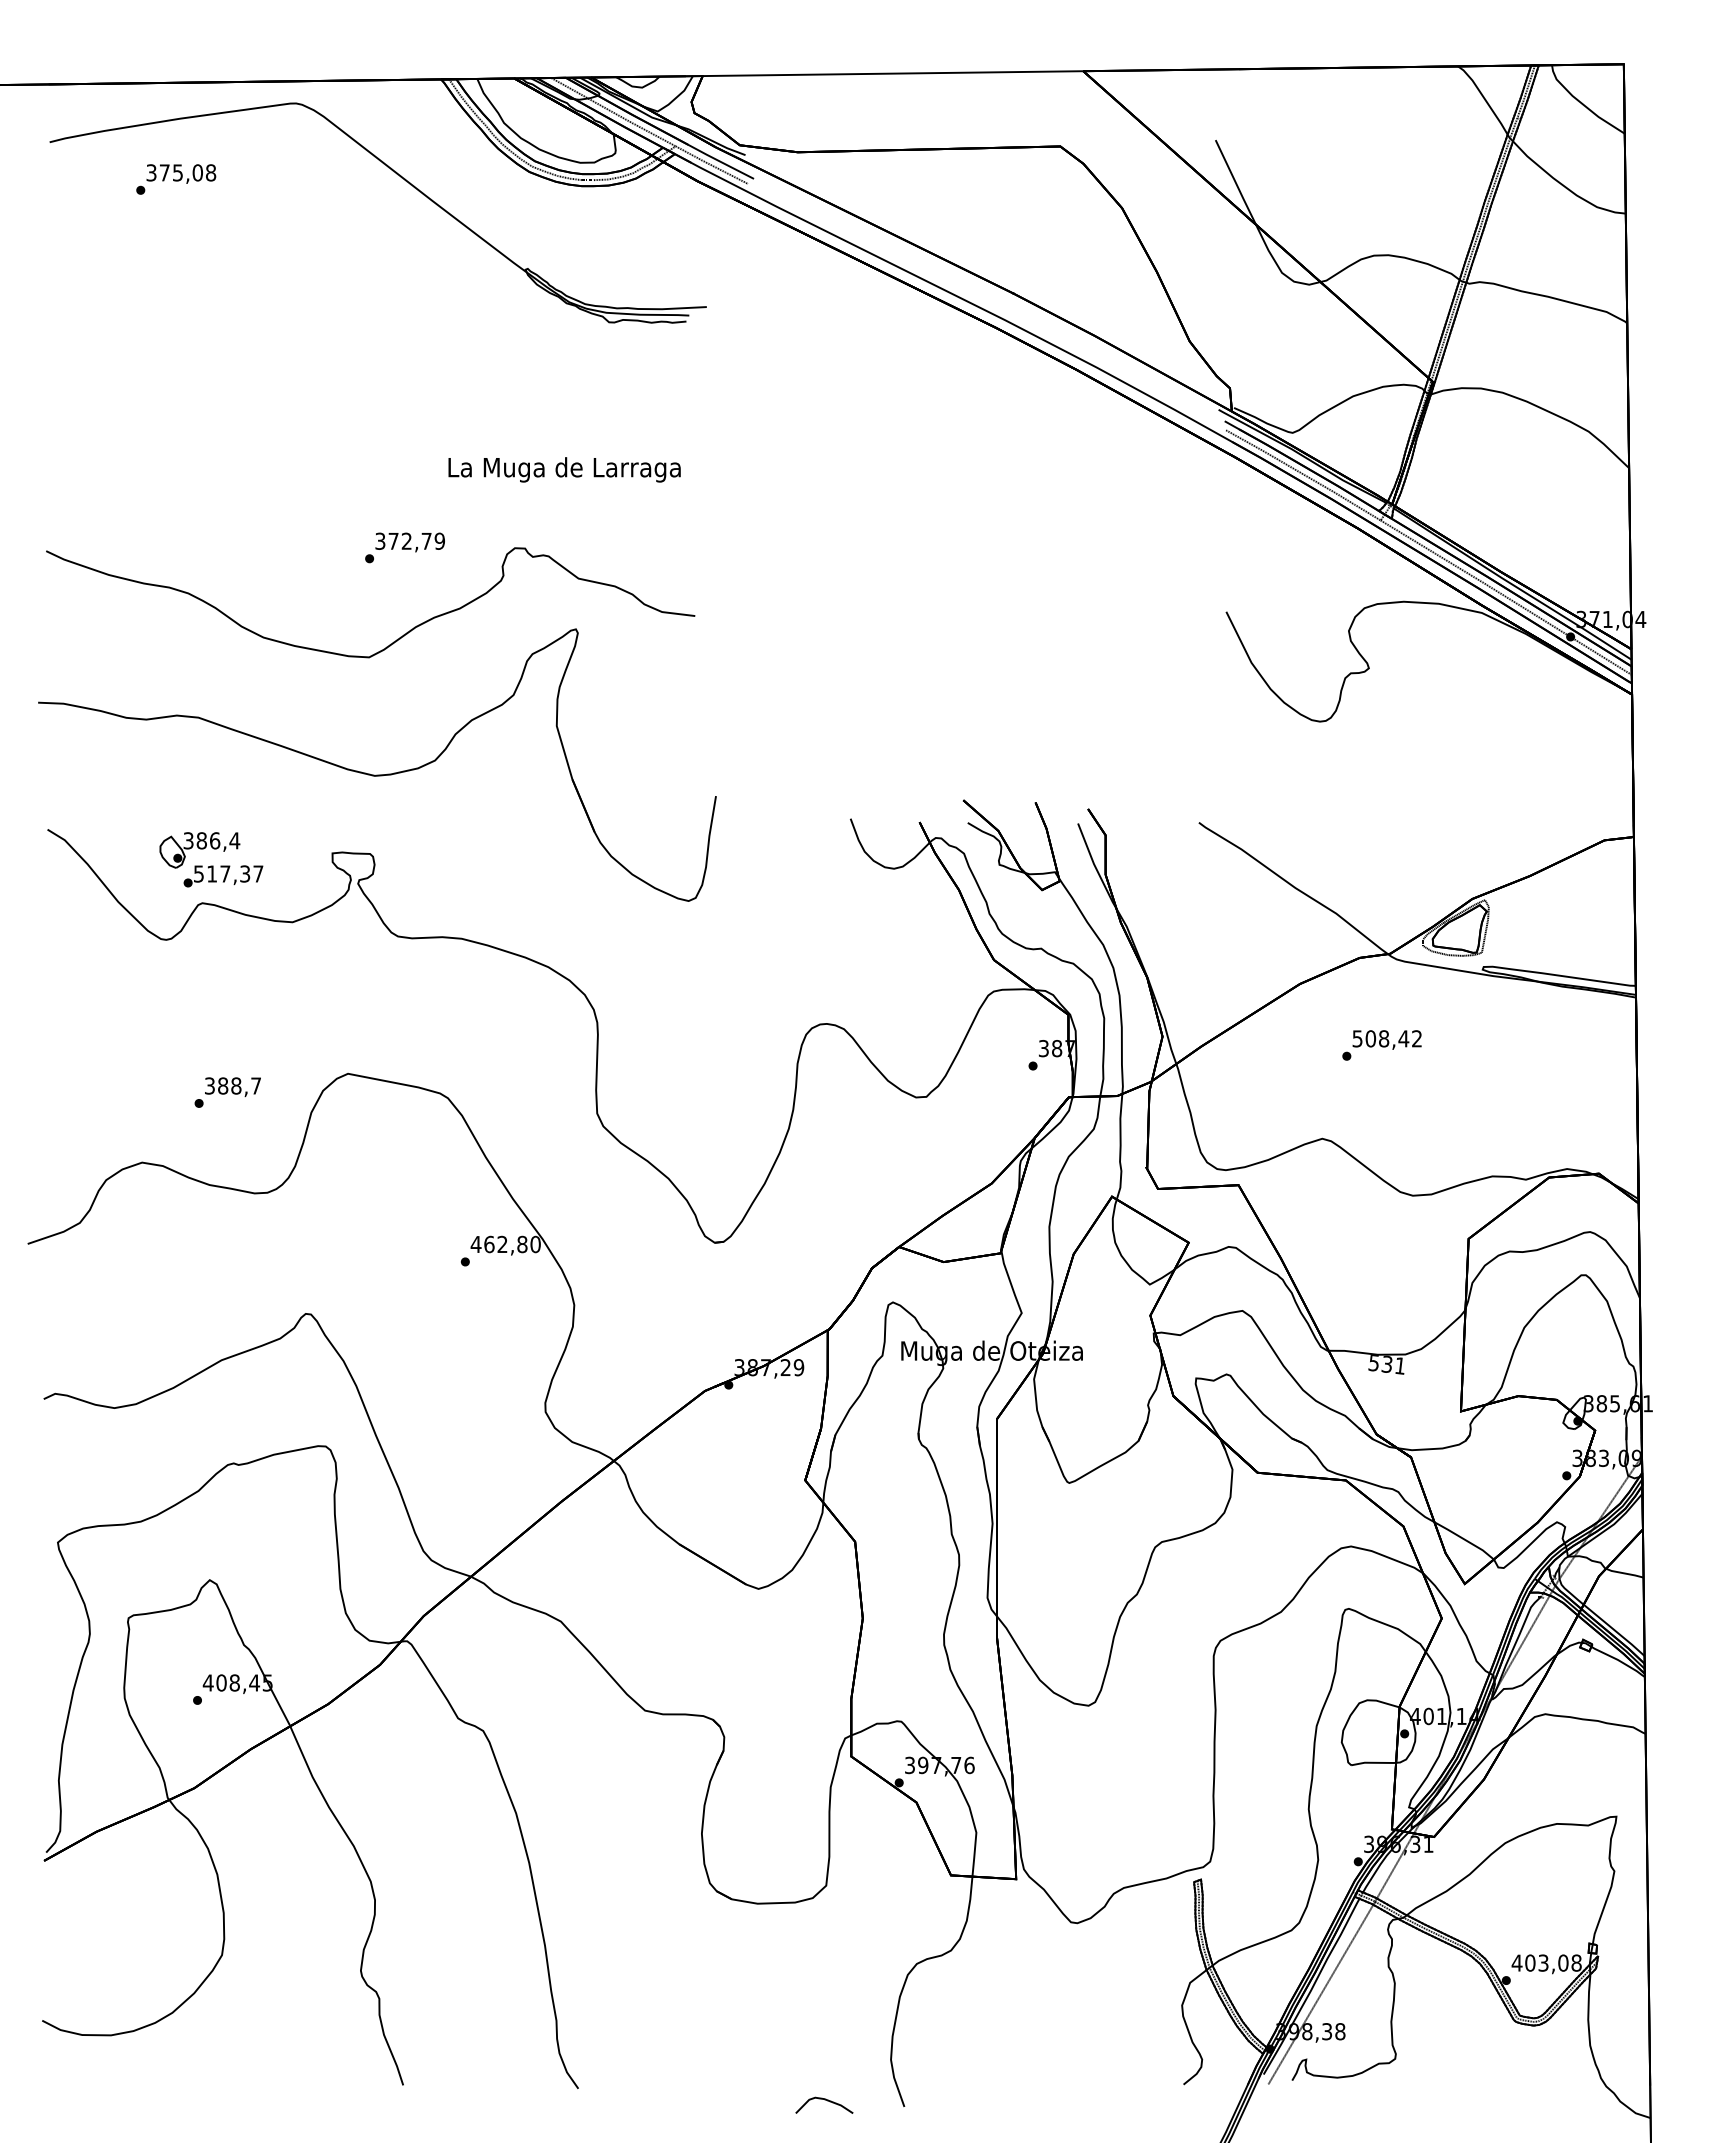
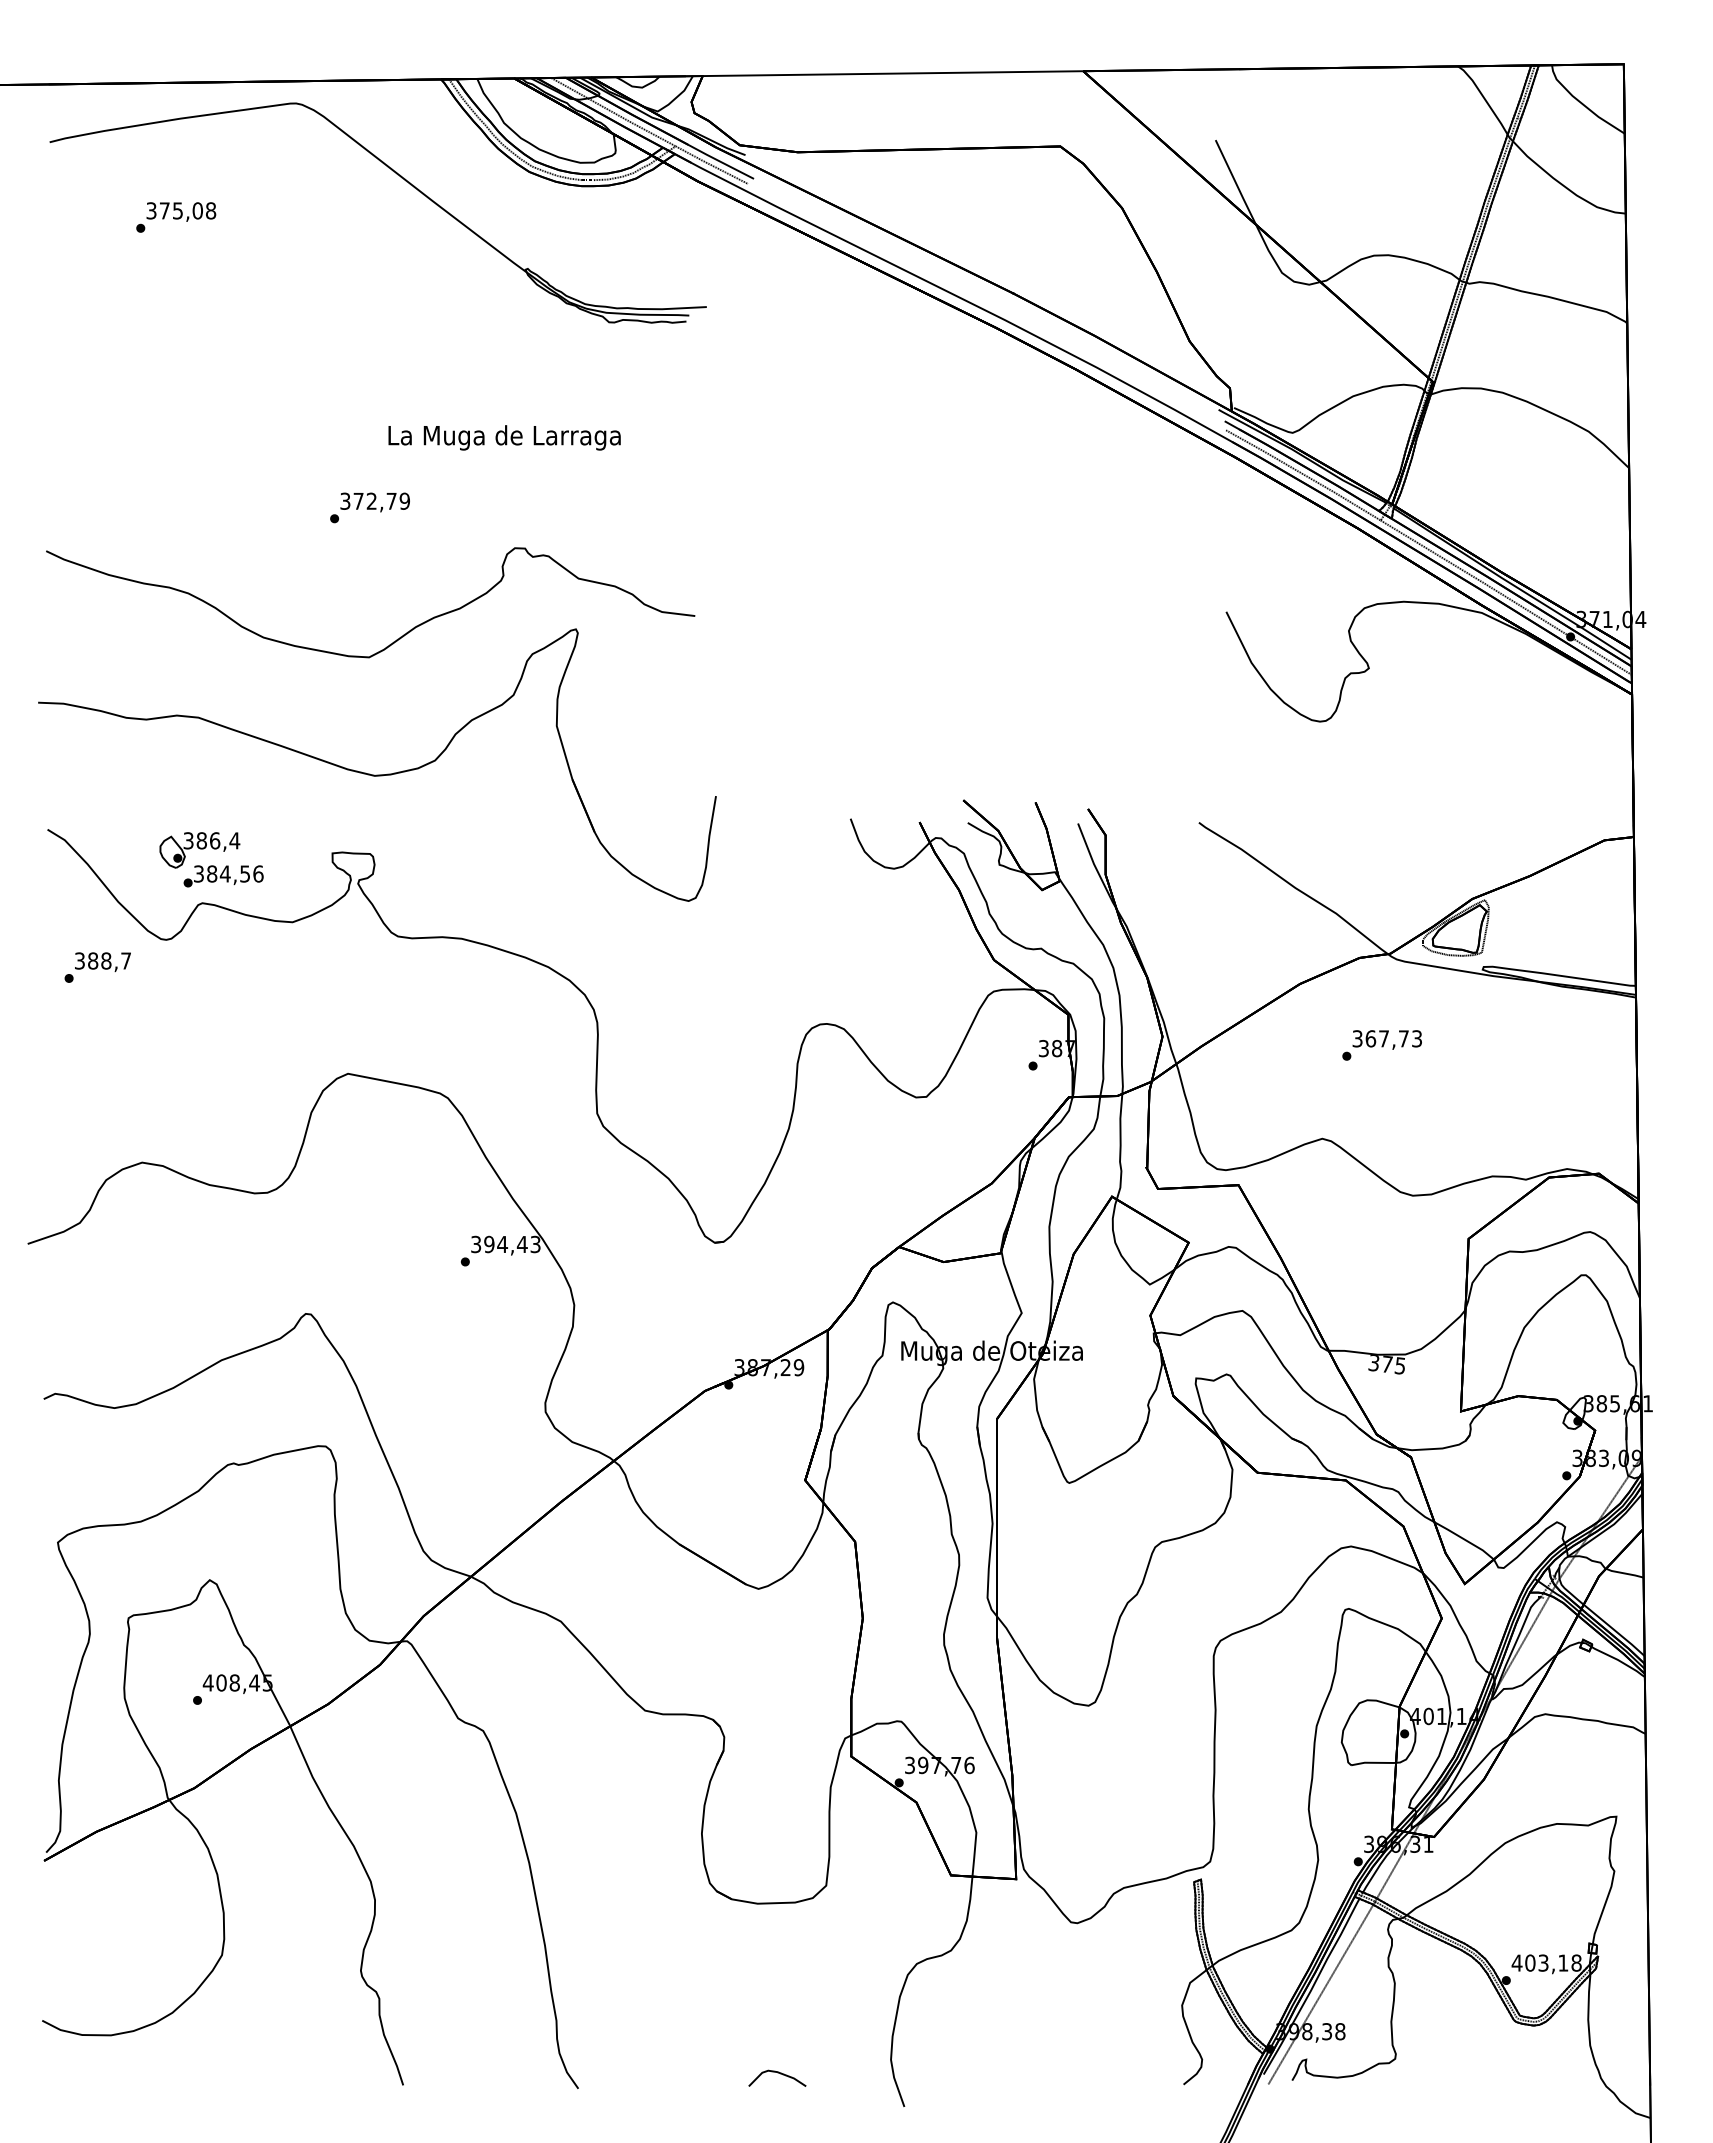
text position: (176, 179) -> (176, 217) (176, 217)
text position: (564, 469) -> (504, 437) (504, 437)
text position: (404, 547) -> (369, 507) (369, 507)
text: 517,37 -> 384,56 (228, 873)
text: 508,42 -> 367,73 (1387, 1038)
text position: (227, 1092) -> (97, 967) (97, 967)
text: 462,80 -> 394,43 (505, 1244)
text: 531 -> 375 (1387, 1364)
text: 403,08 -> 403,18 (1563, 1962)
curve position: (824, 2100) -> (777, 2073) (777, 2073)
